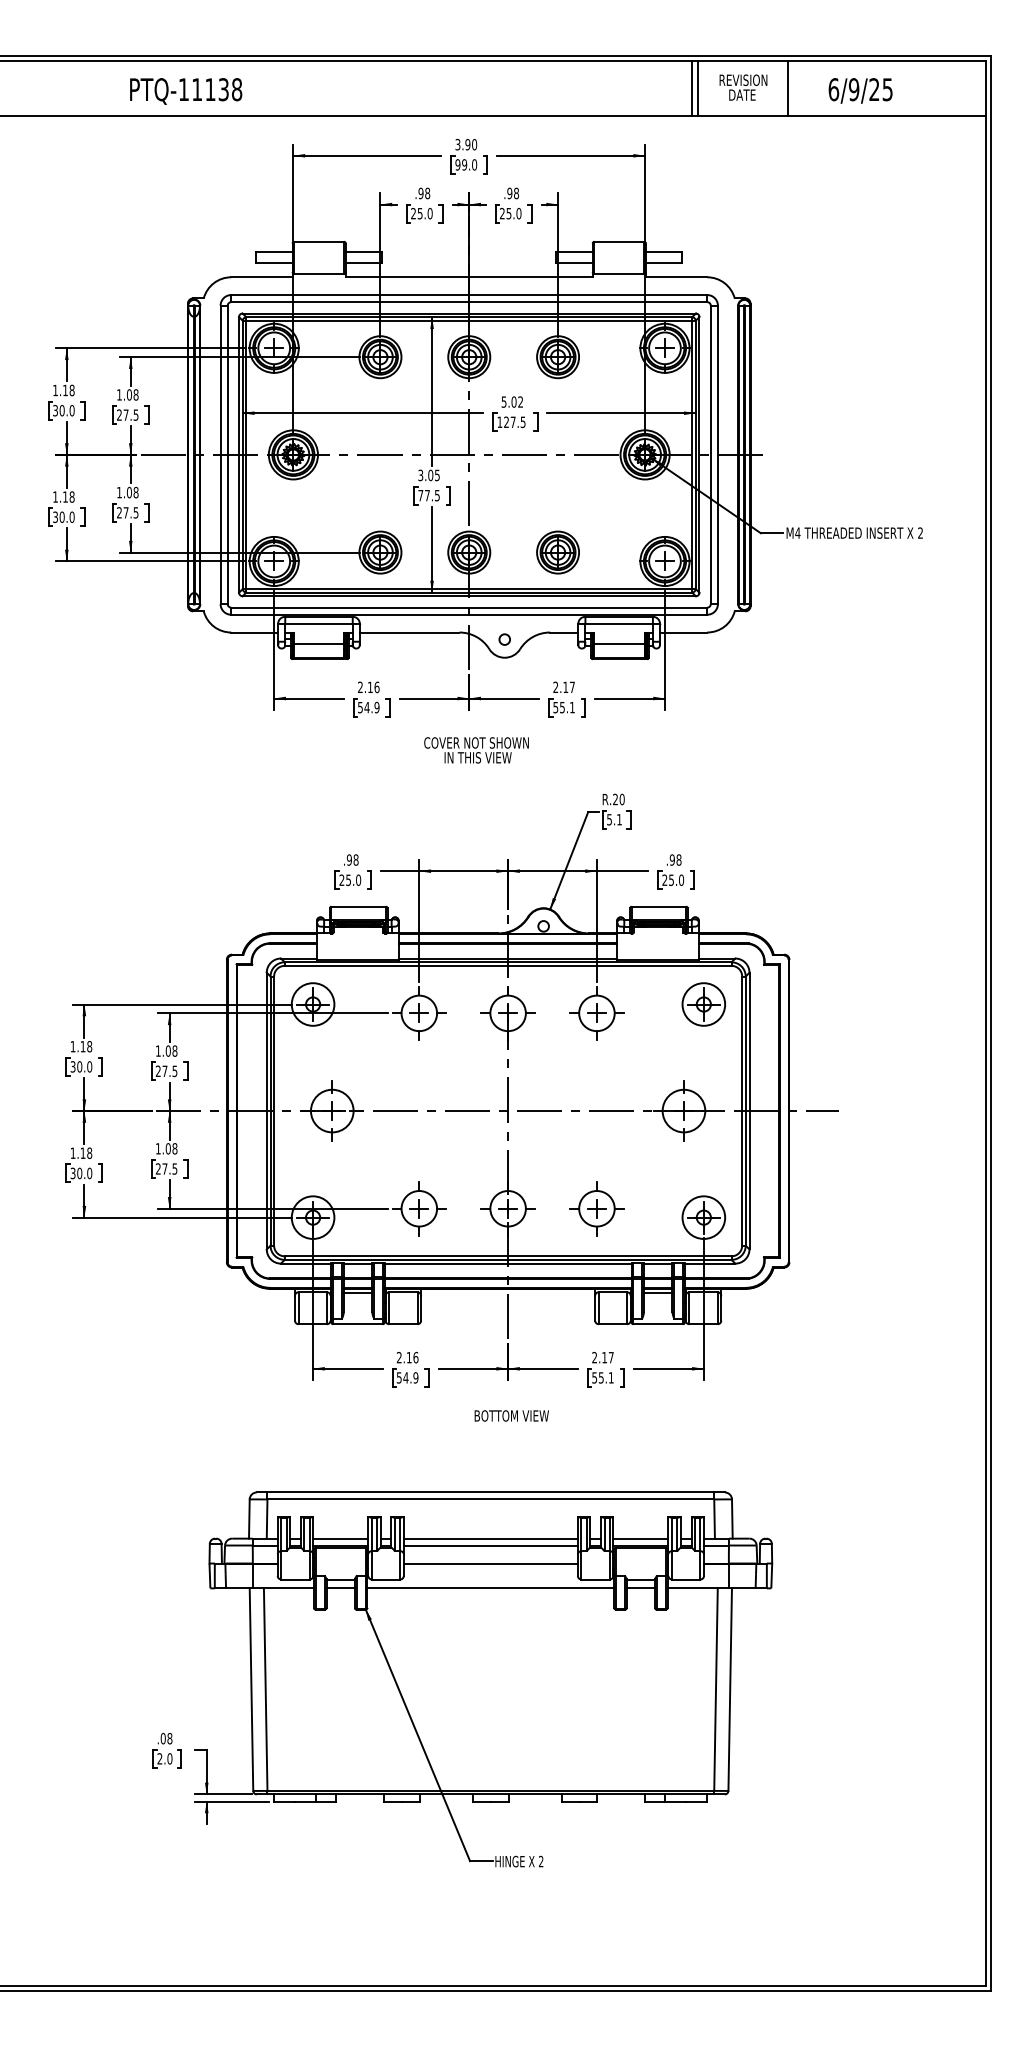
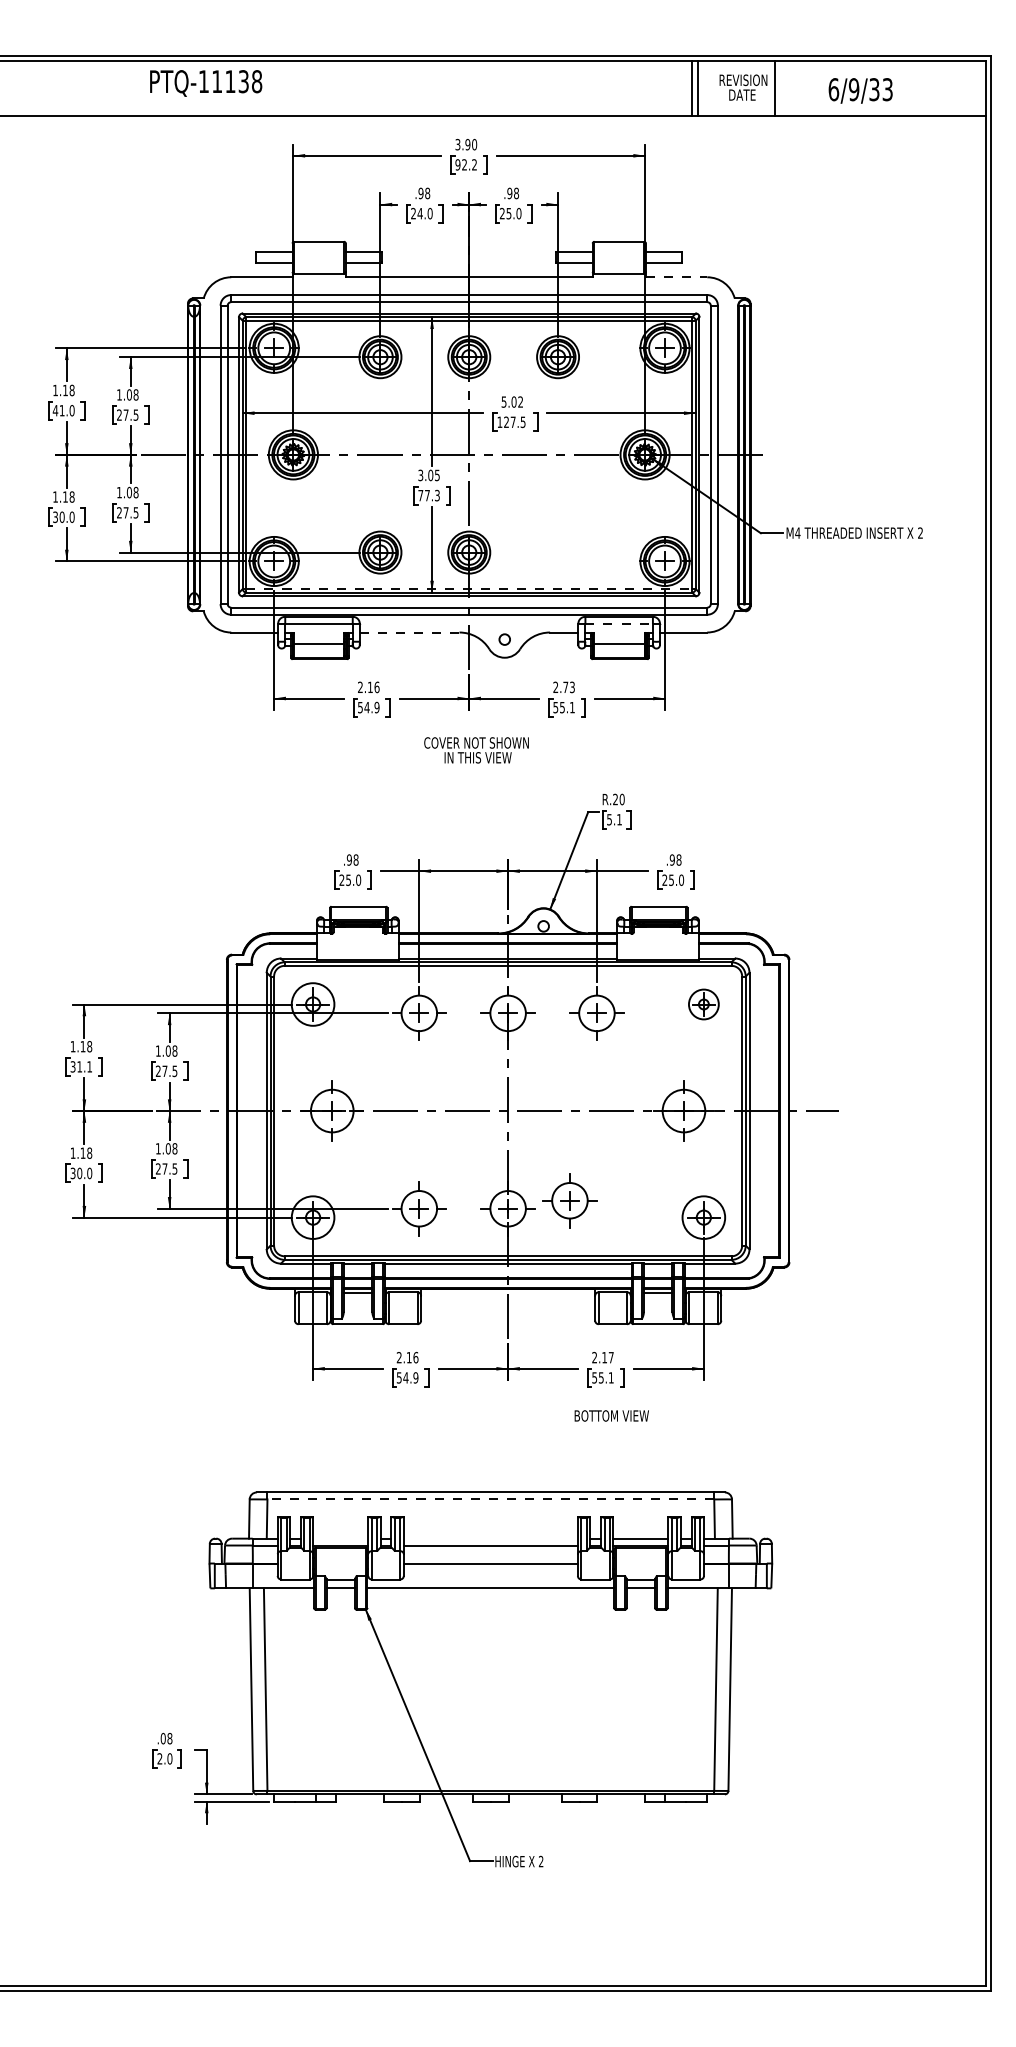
line position: (788, 88) -> (775, 88) (775, 88)
text: 6/9/25 -> 6/9/33 (880, 89)
text position: (186, 91) -> (206, 83) (206, 83)
text: 99.0 -> 92.2 (469, 164)
text: 25.0 -> 24.0 (419, 213)
line: solid -> dashed (676, 277)
text: 30.0 -> 41.0 (58, 410)
text: 77.5 -> 77.3 (437, 494)
part: present -> none (557, 552)
line: solid -> dashed (469, 588)
line: solid -> dashed (619, 623)
line: solid -> dashed (409, 632)
text: 2.17 -> 2.73 (568, 687)
part size: 46x45 px -> 32x33 px (703, 1004)
text: 30.0 -> 31.1 (84, 1066)
part position: (596, 1208) -> (569, 1200) (569, 1200)
text position: (511, 1415) -> (611, 1415) (611, 1415)
line: solid -> dashed (490, 1499)
line: present -> none (340, 1538)
line: present -> none (490, 1538)
